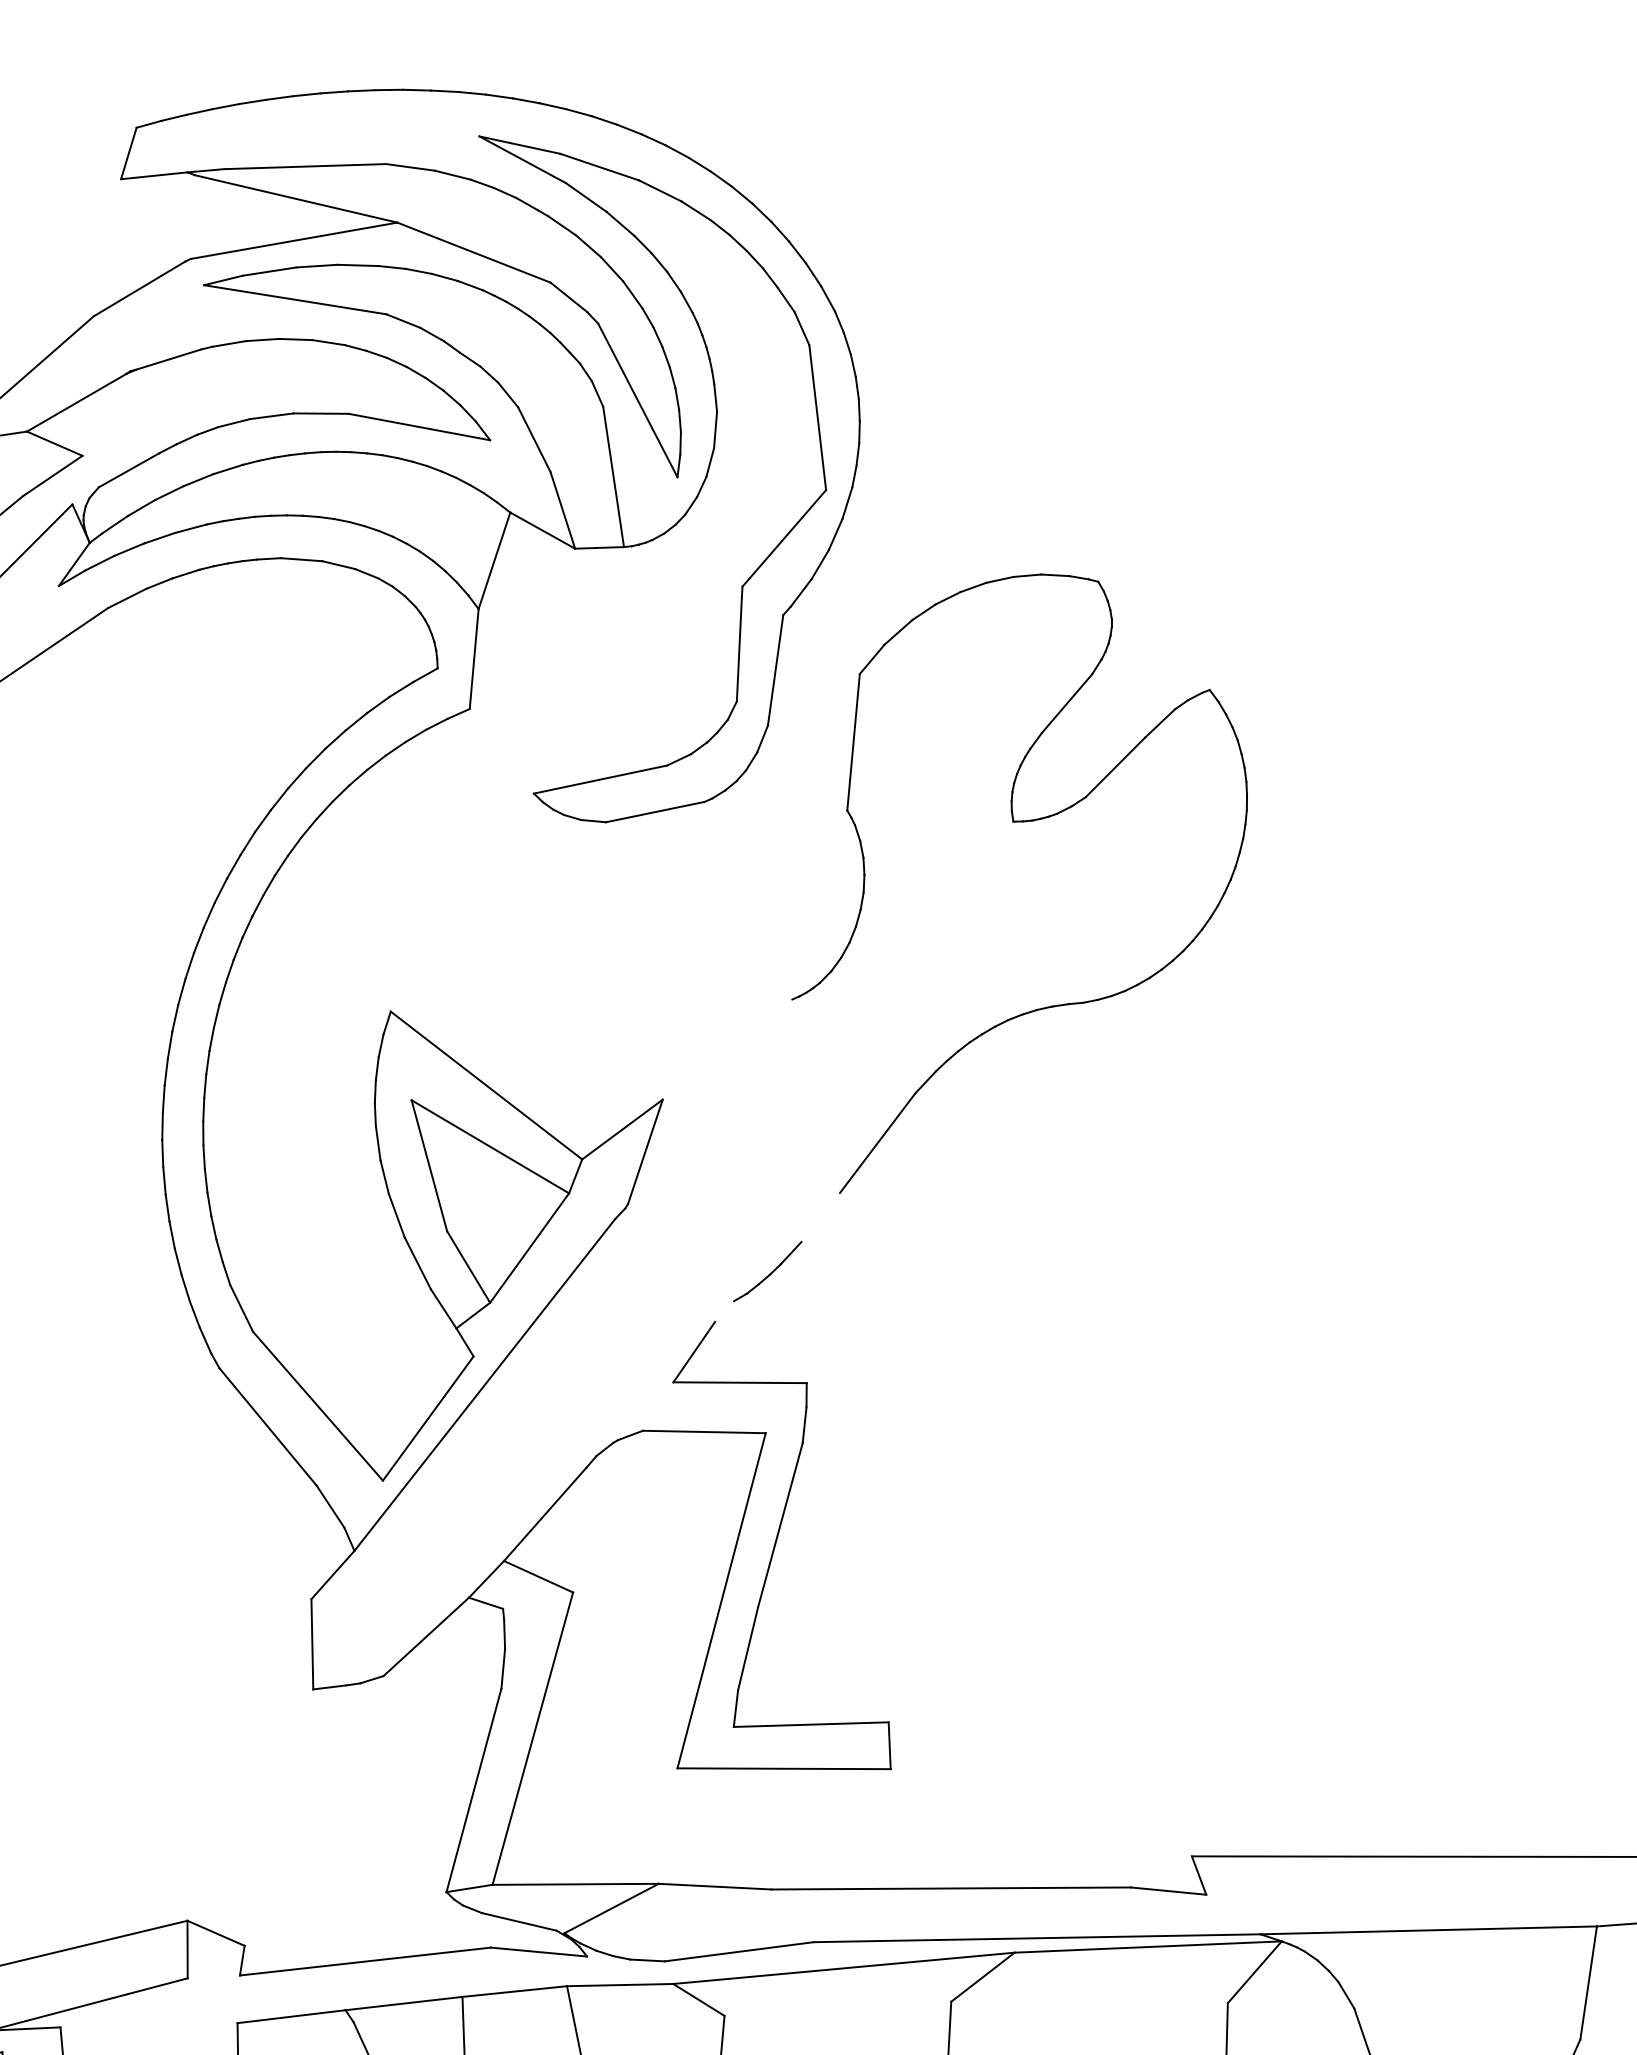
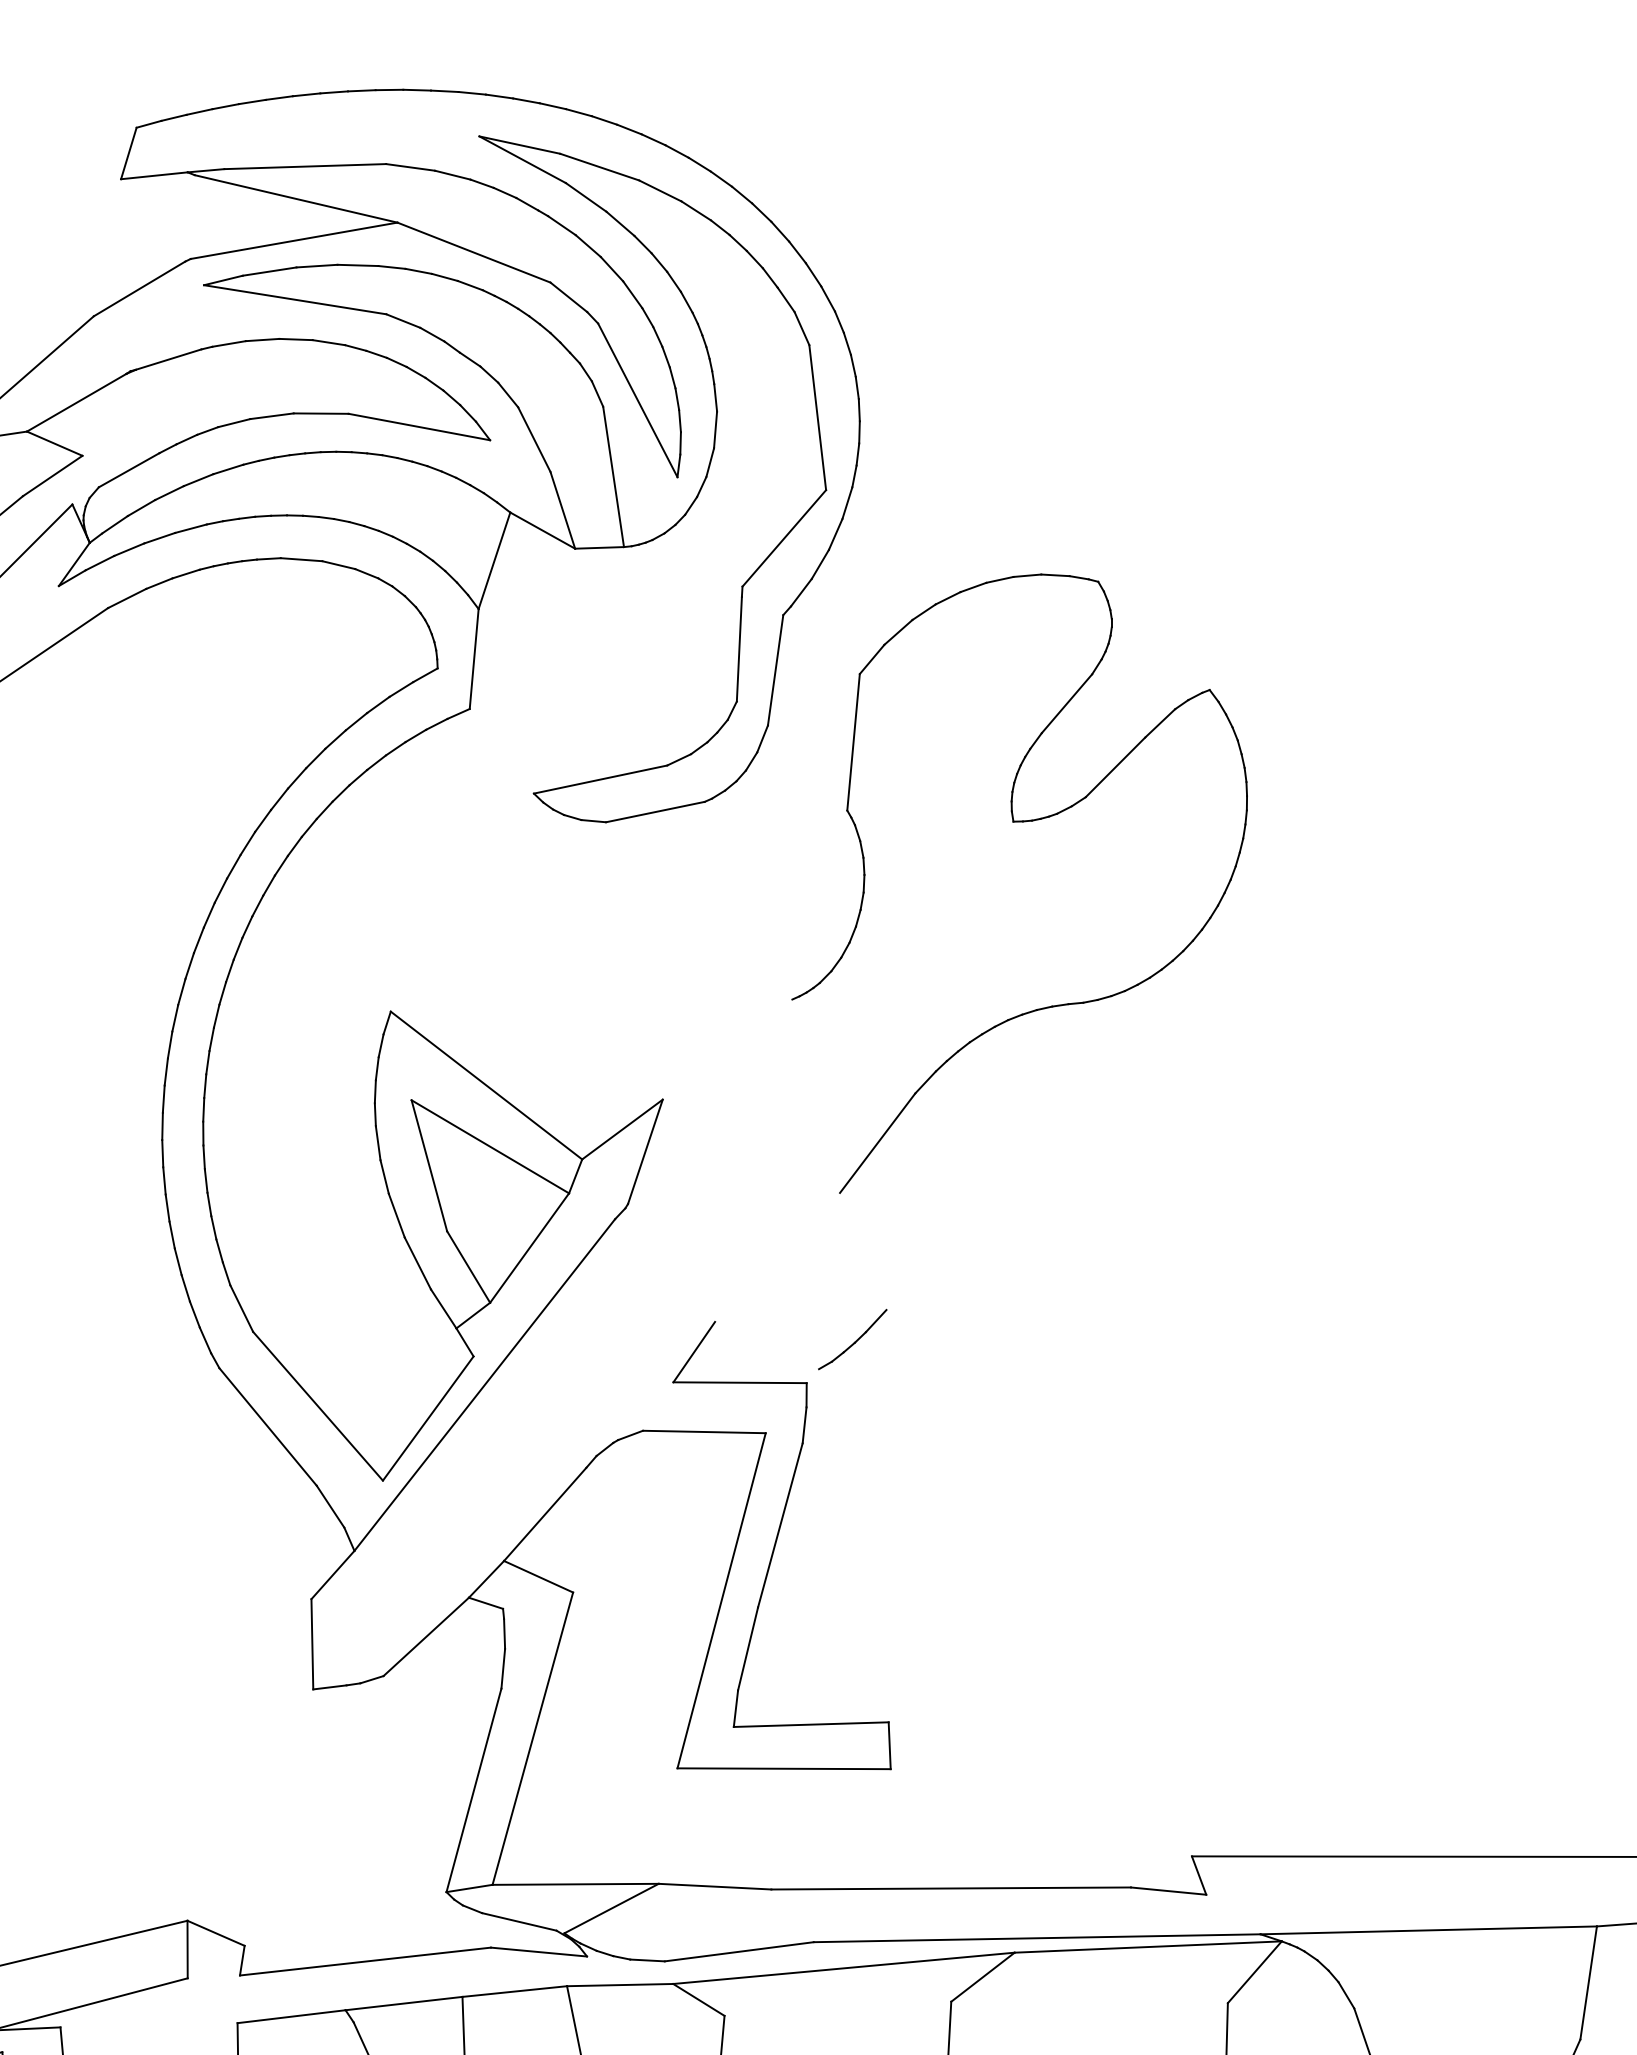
part position: (767, 1271) -> (852, 1339) (852, 1339)
